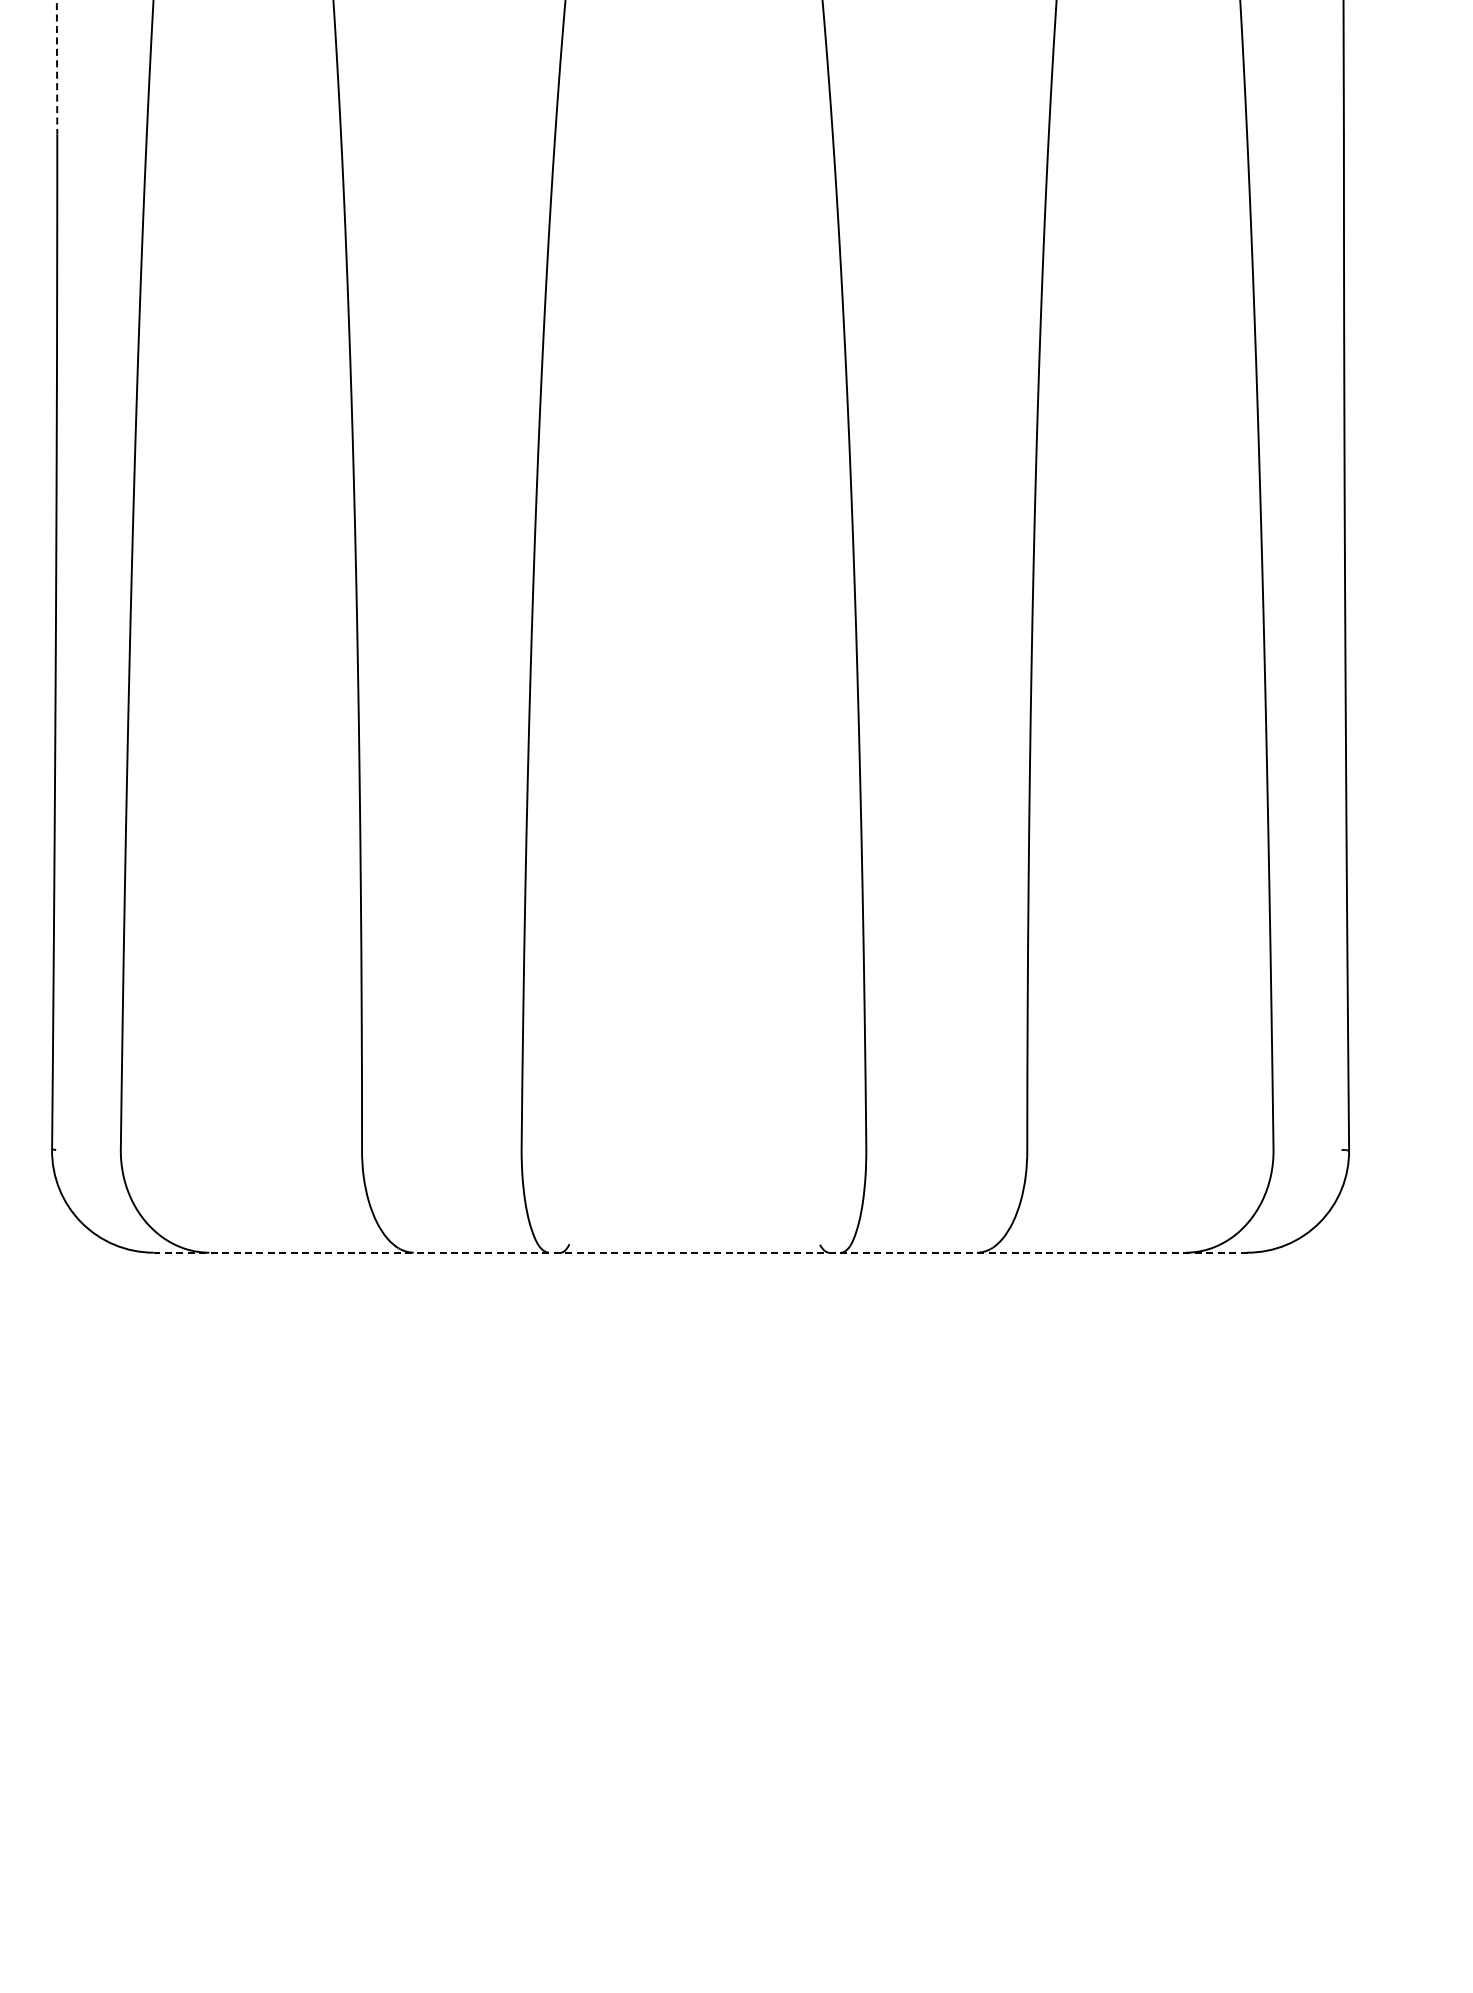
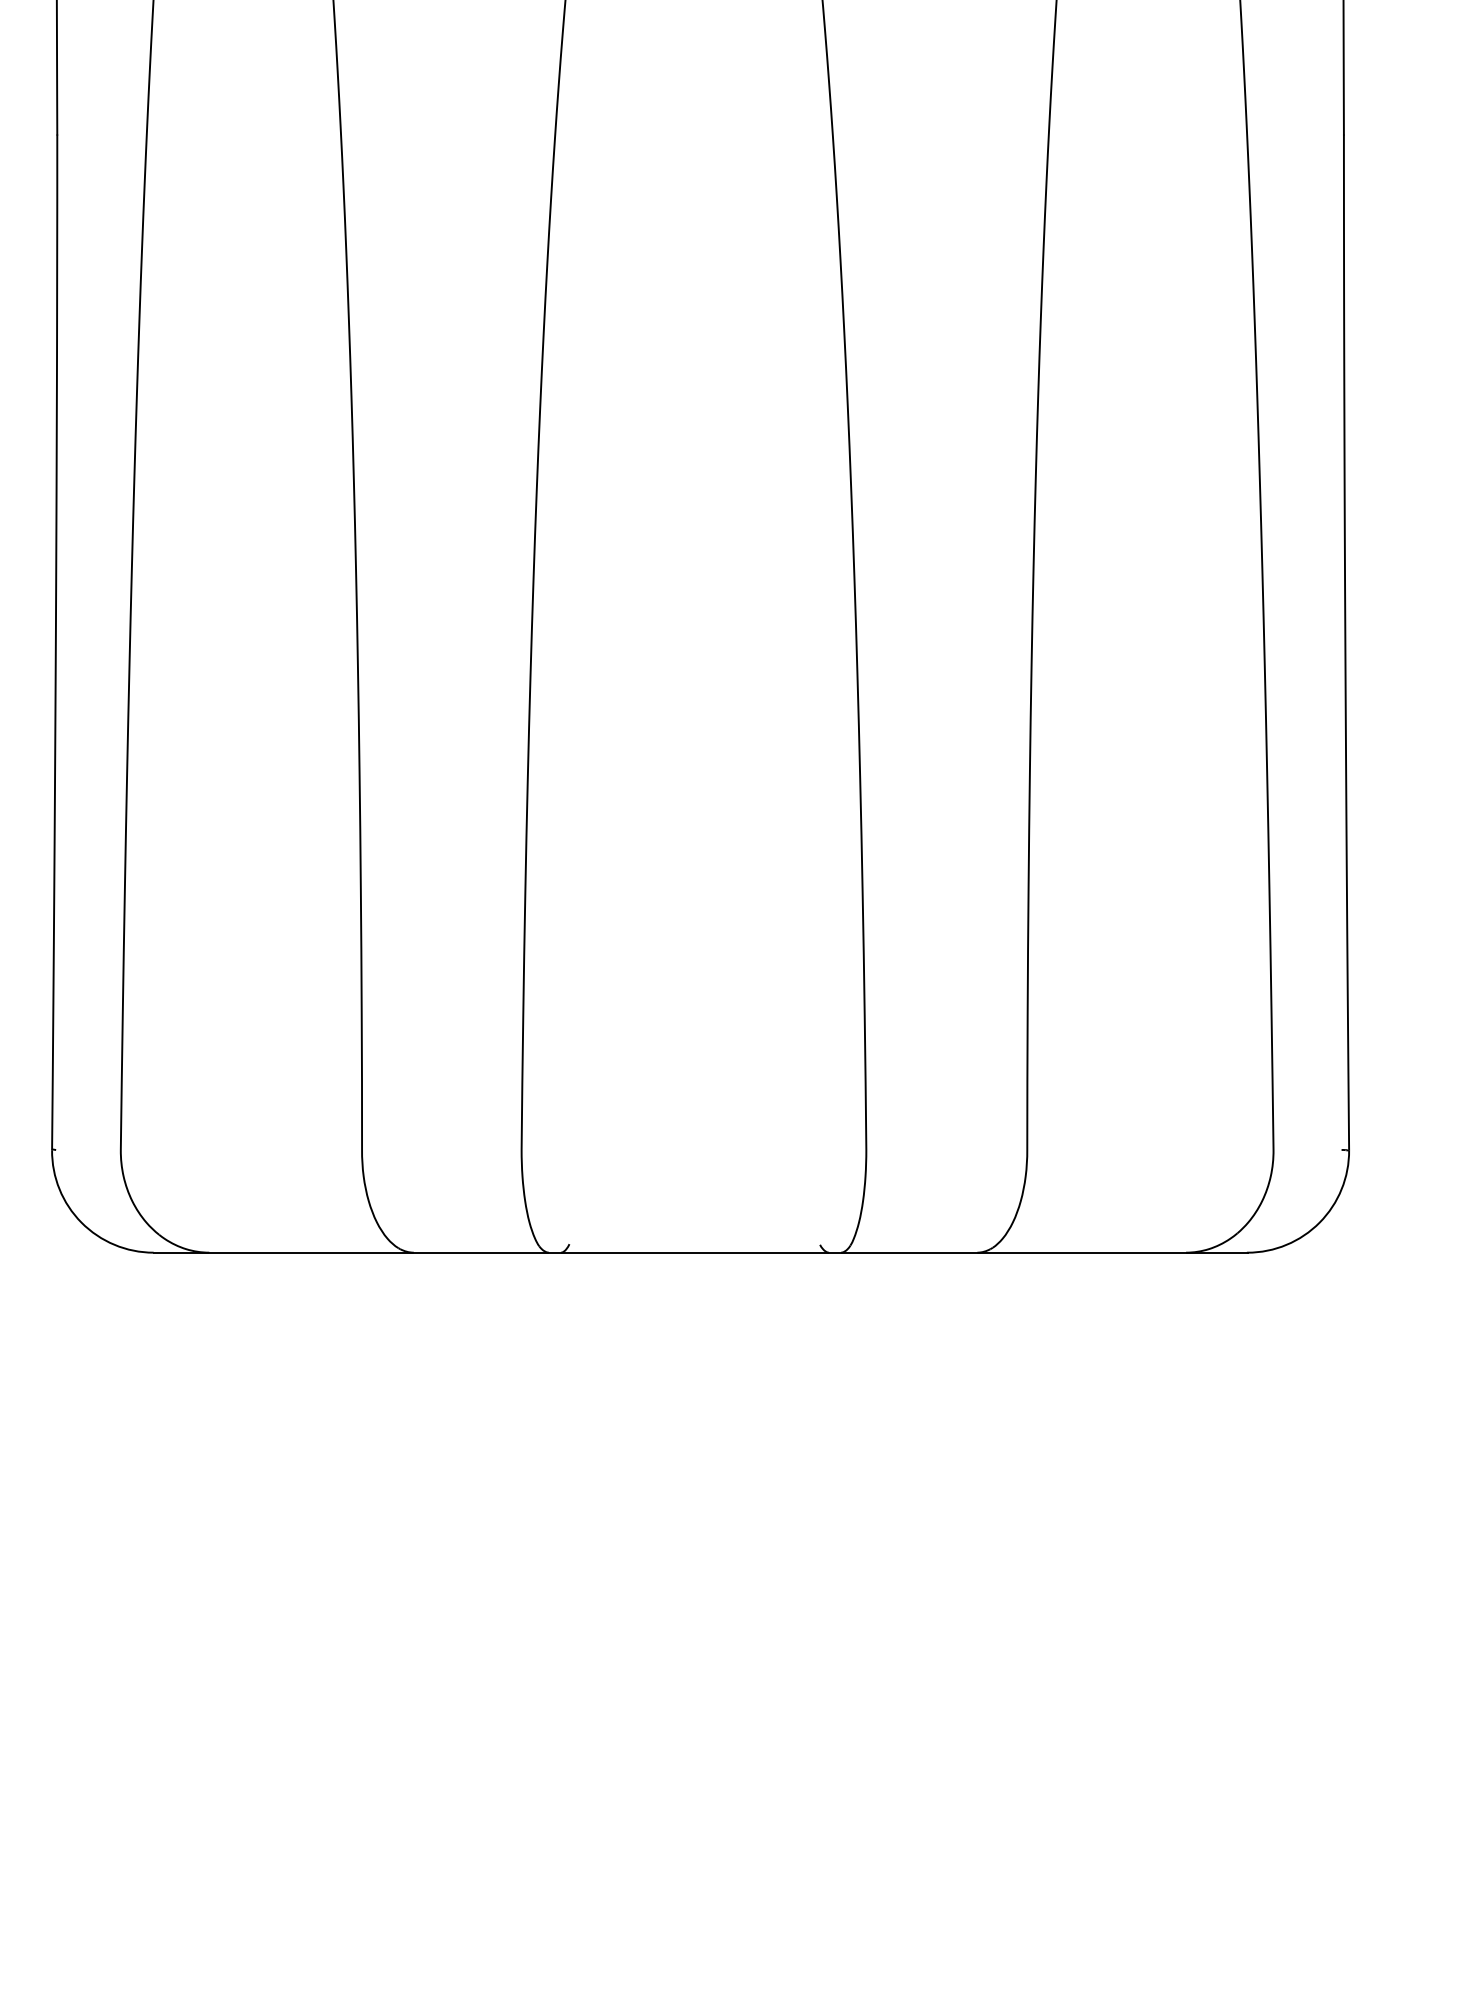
line: dashed -> solid (57, 67)
line: dashed -> solid (700, 1252)
